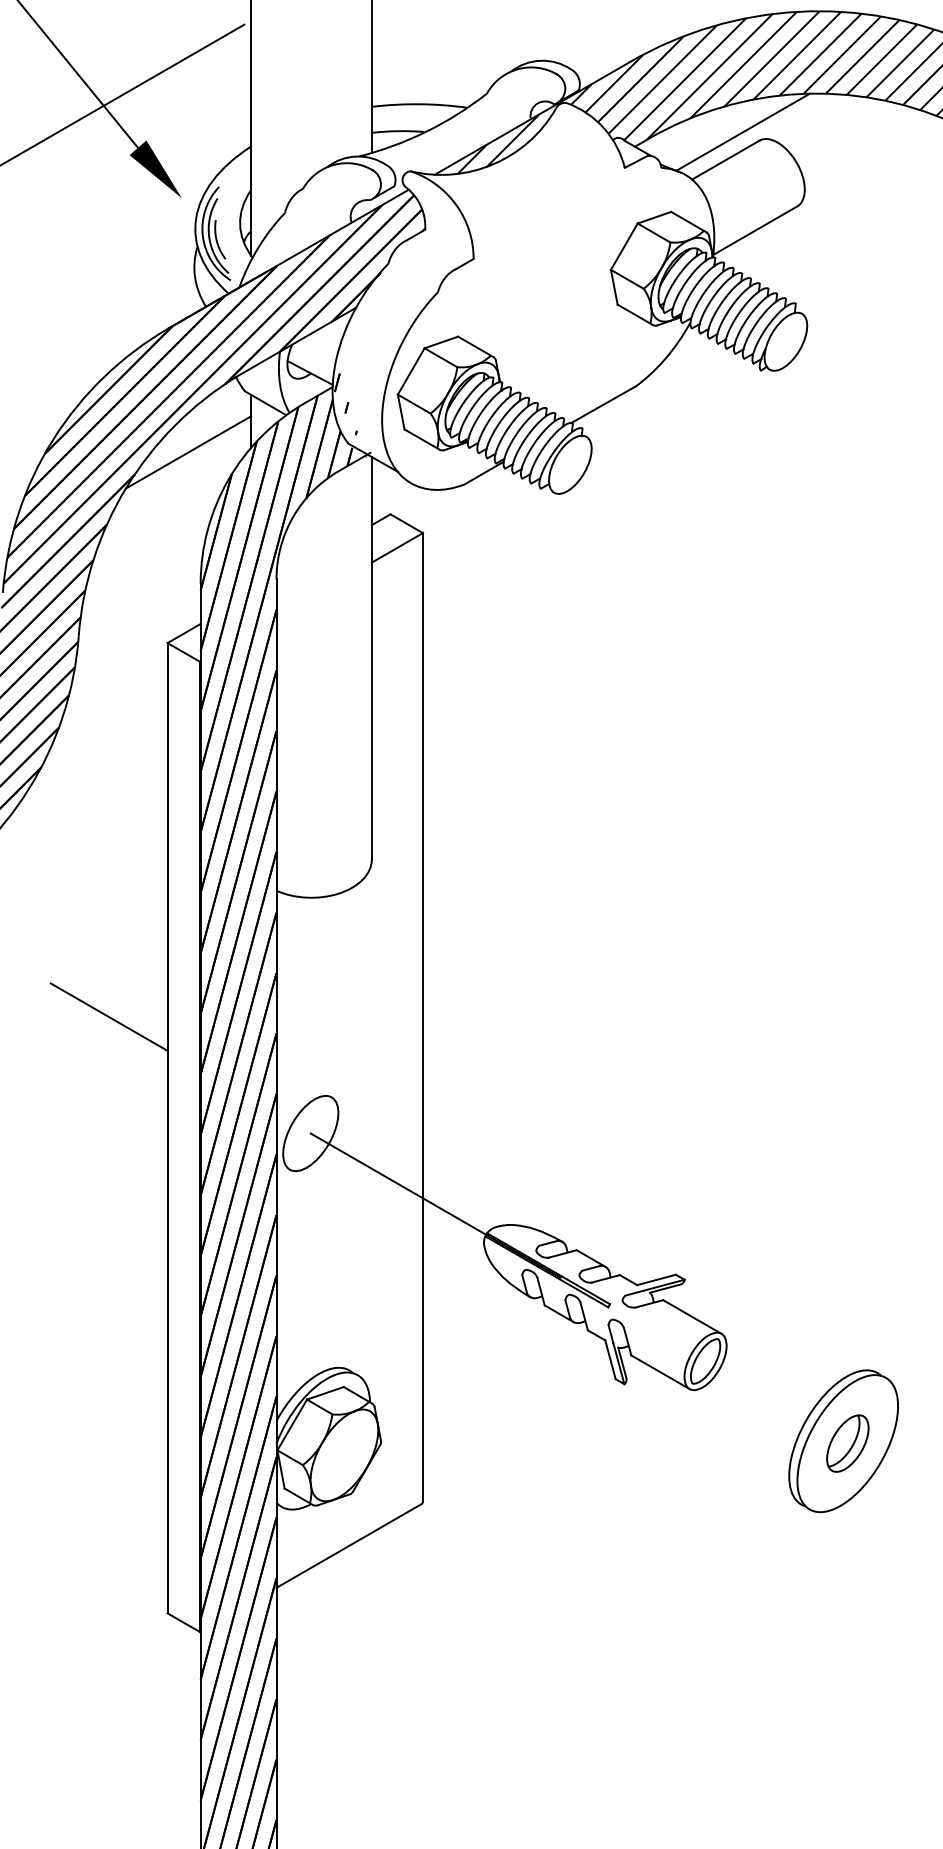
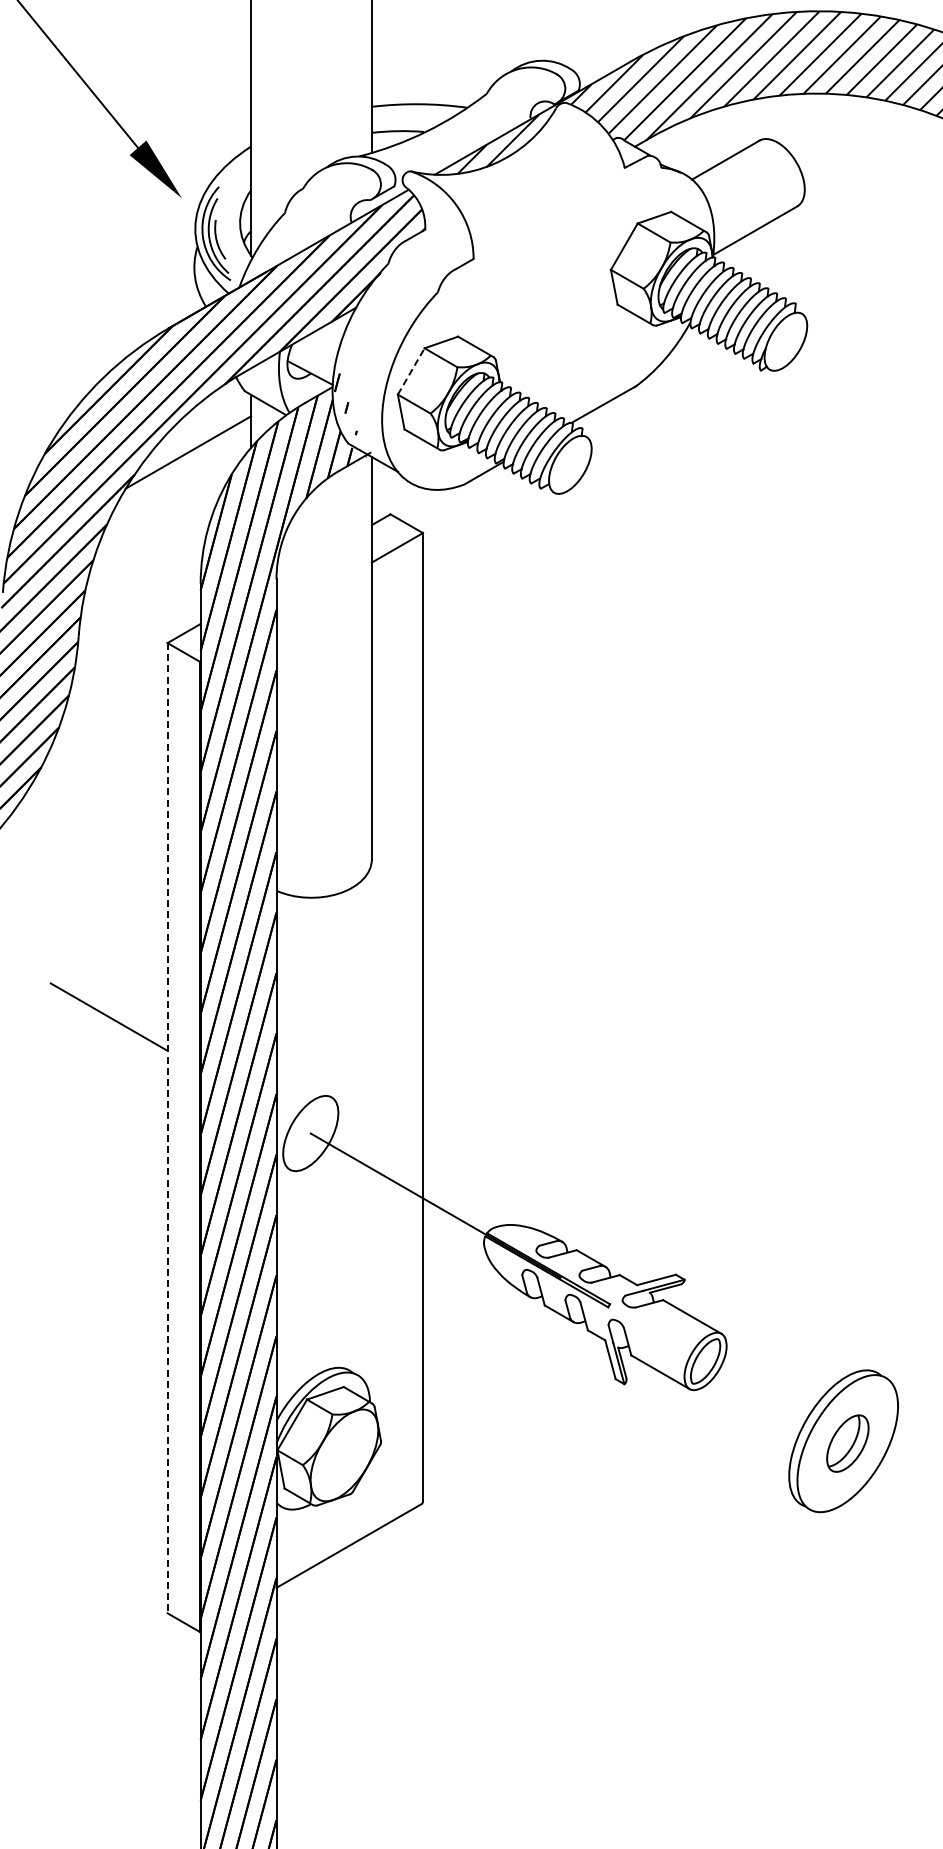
line: present -> none (123, 94)
line: present -> none (742, 131)
line: solid -> dashed (411, 371)
line: solid -> dashed (167, 1128)
